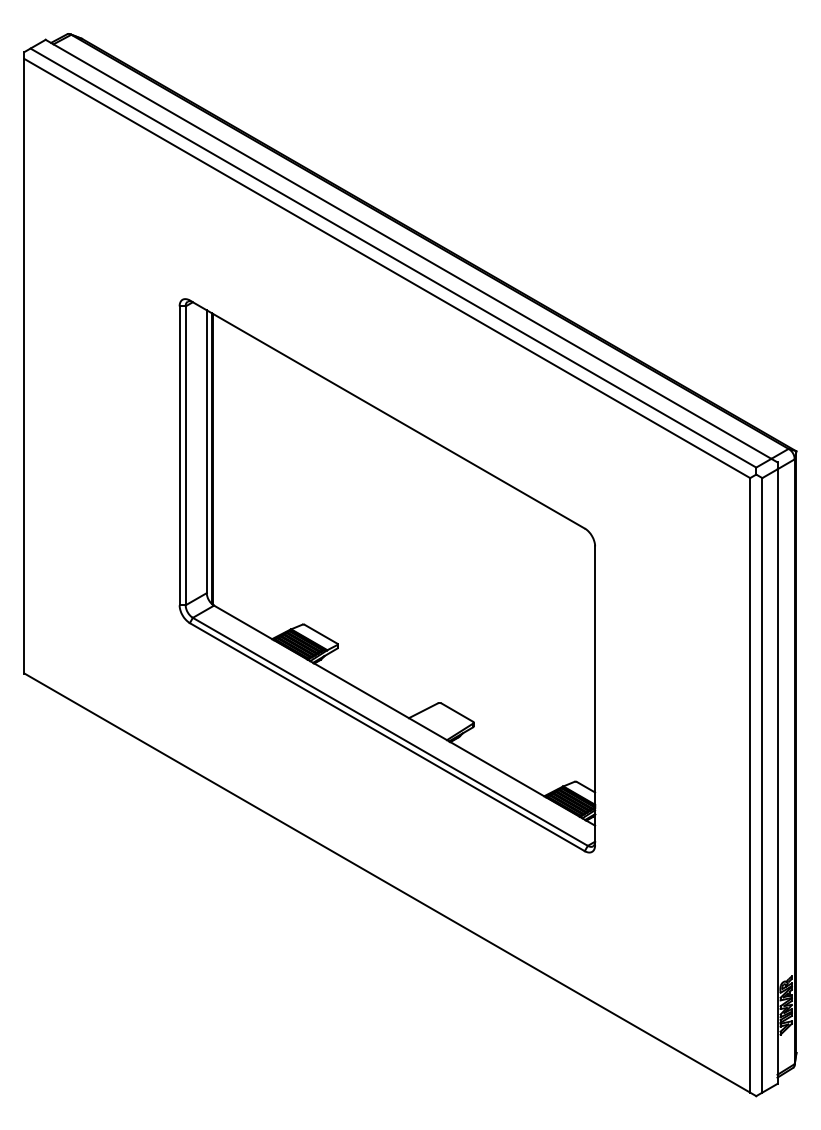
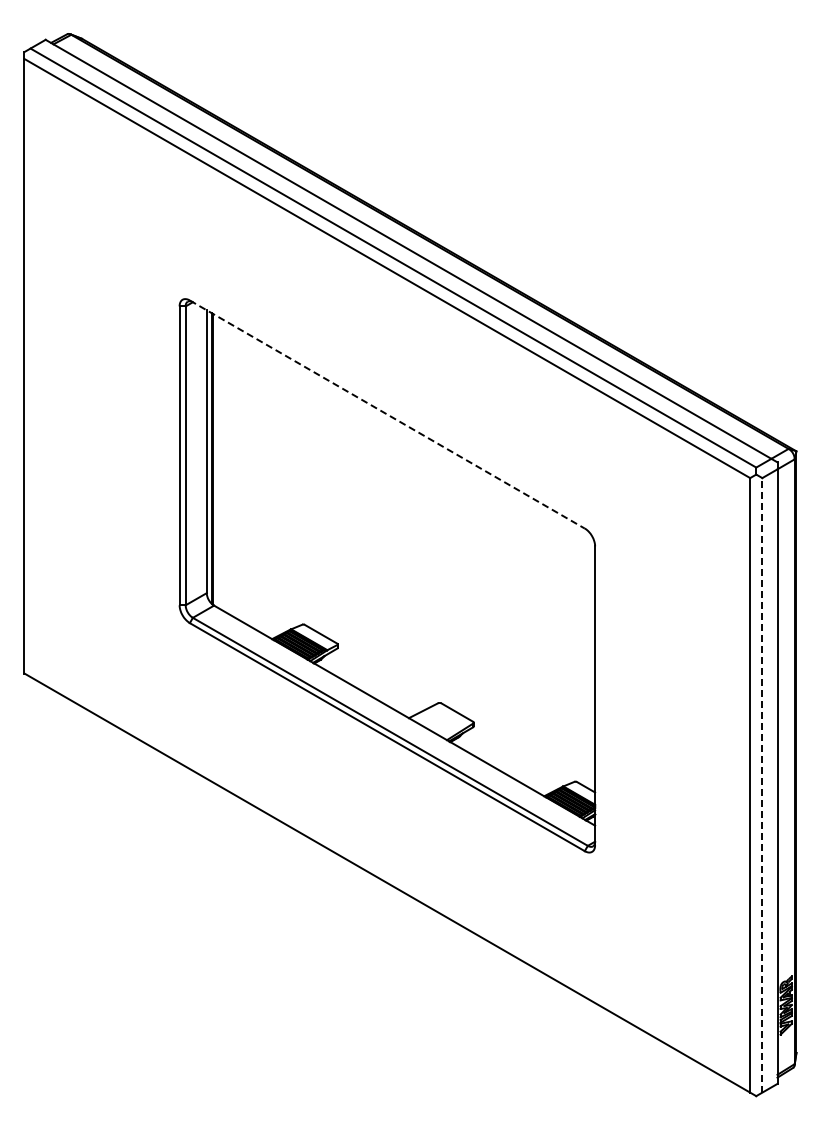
line: solid -> dashed (387, 414)
line: solid -> dashed (762, 784)
